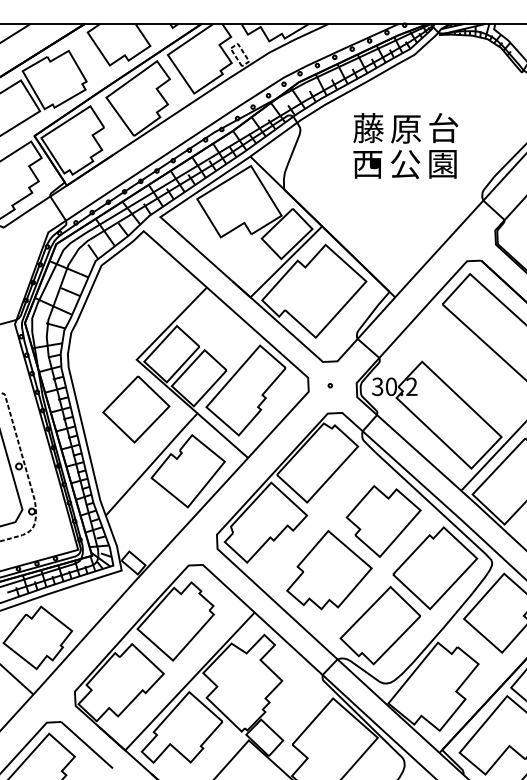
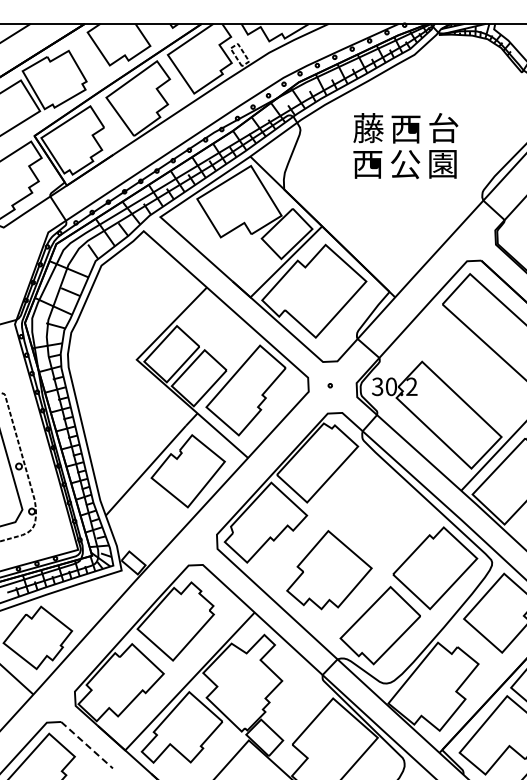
text: 原 -> 西 (405, 129)
part: present -> none (136, 409)
part: present -> none (383, 521)
line: solid -> dashed (87, 745)
